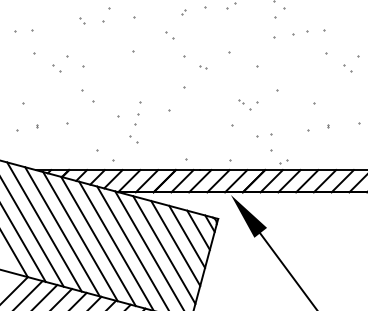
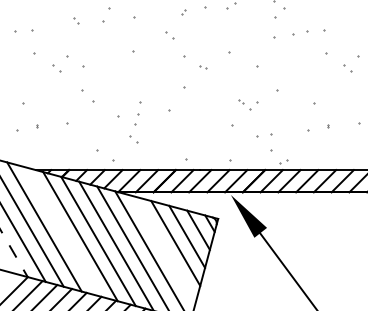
part position: (82, 20) -> (76, 20) (76, 20)
line: present -> none (62, 231)
line: present -> none (164, 249)
line: solid -> dashed (14, 253)
